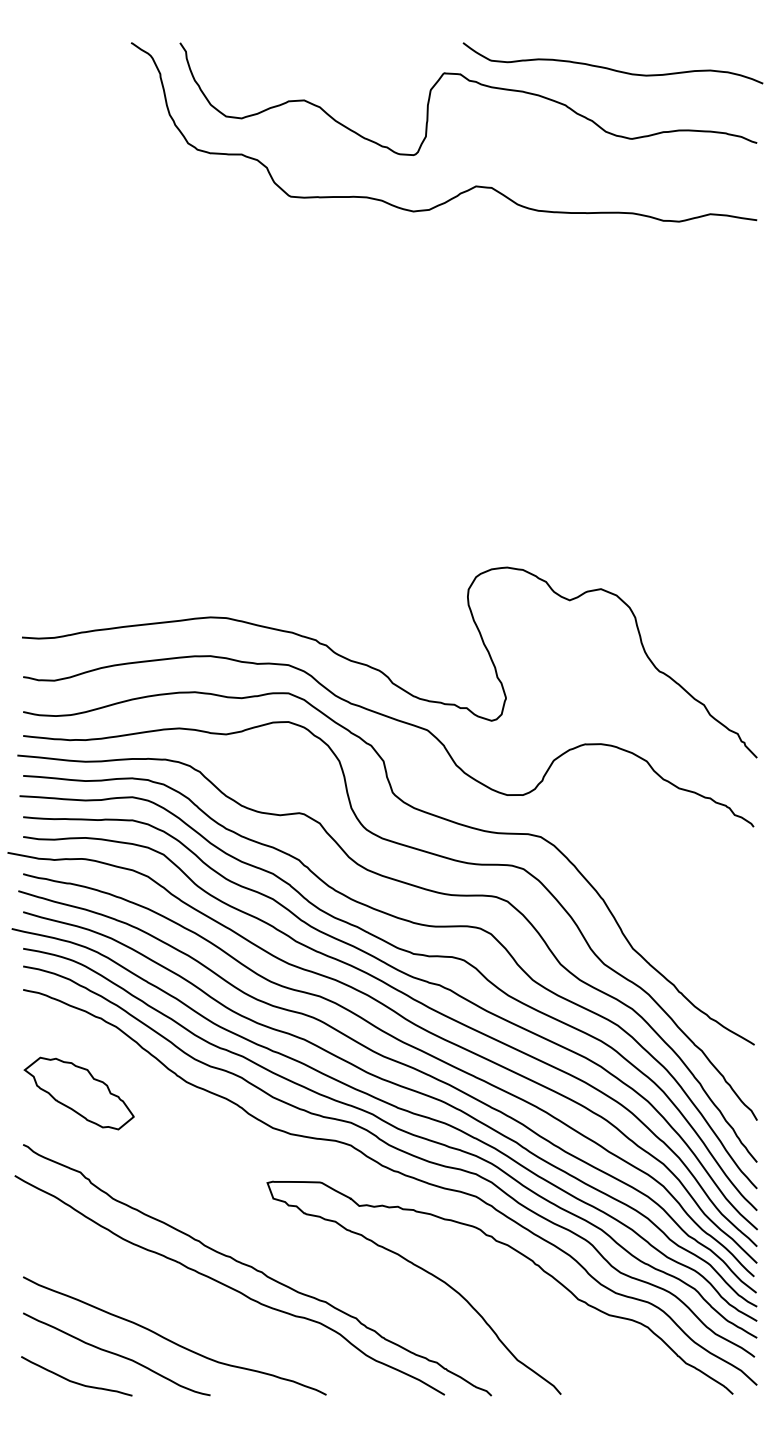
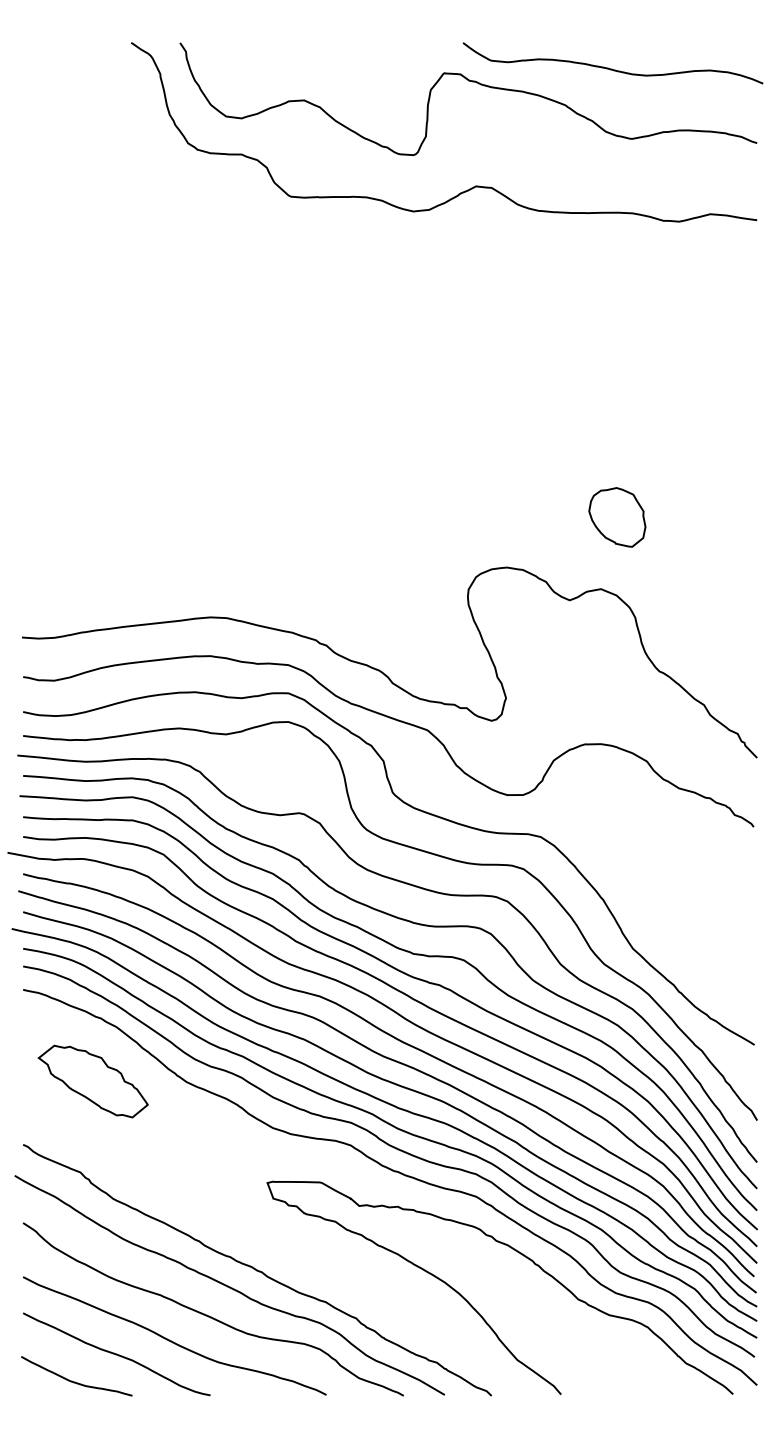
part: none -> present (617, 517)
part position: (78, 1093) -> (92, 1081) (92, 1081)
curve: none -> present (209, 1315)
